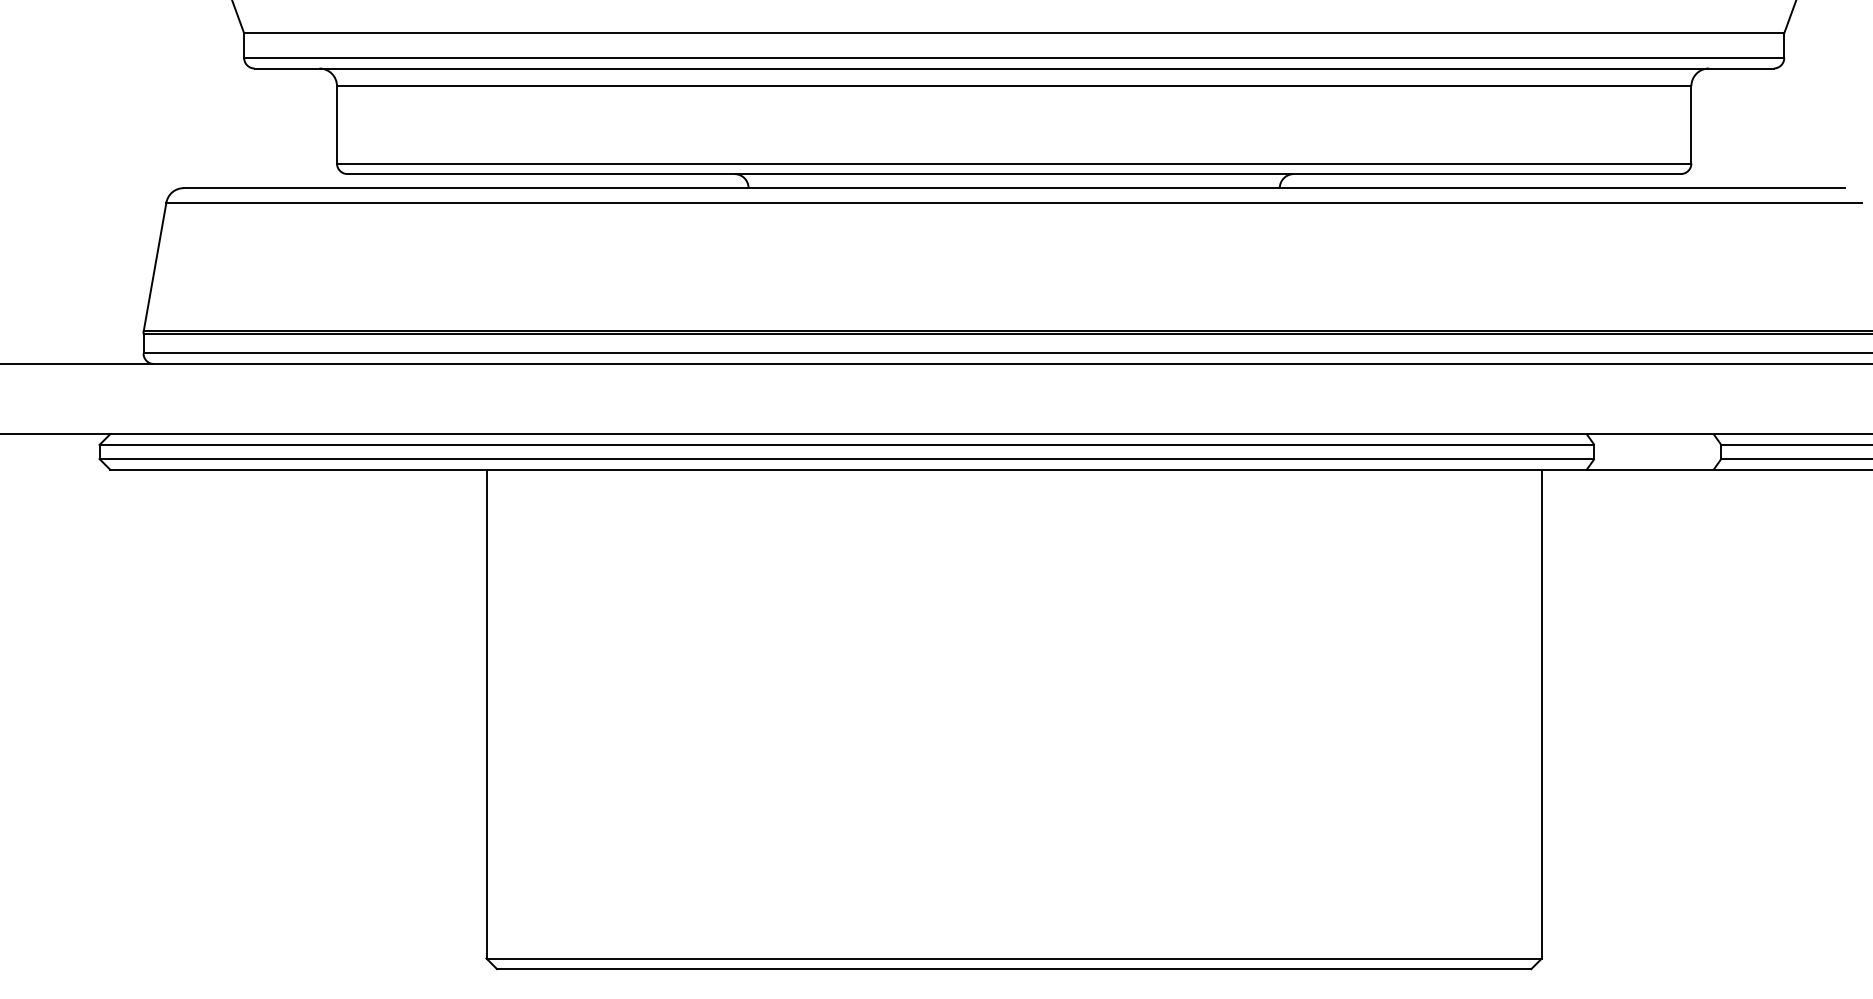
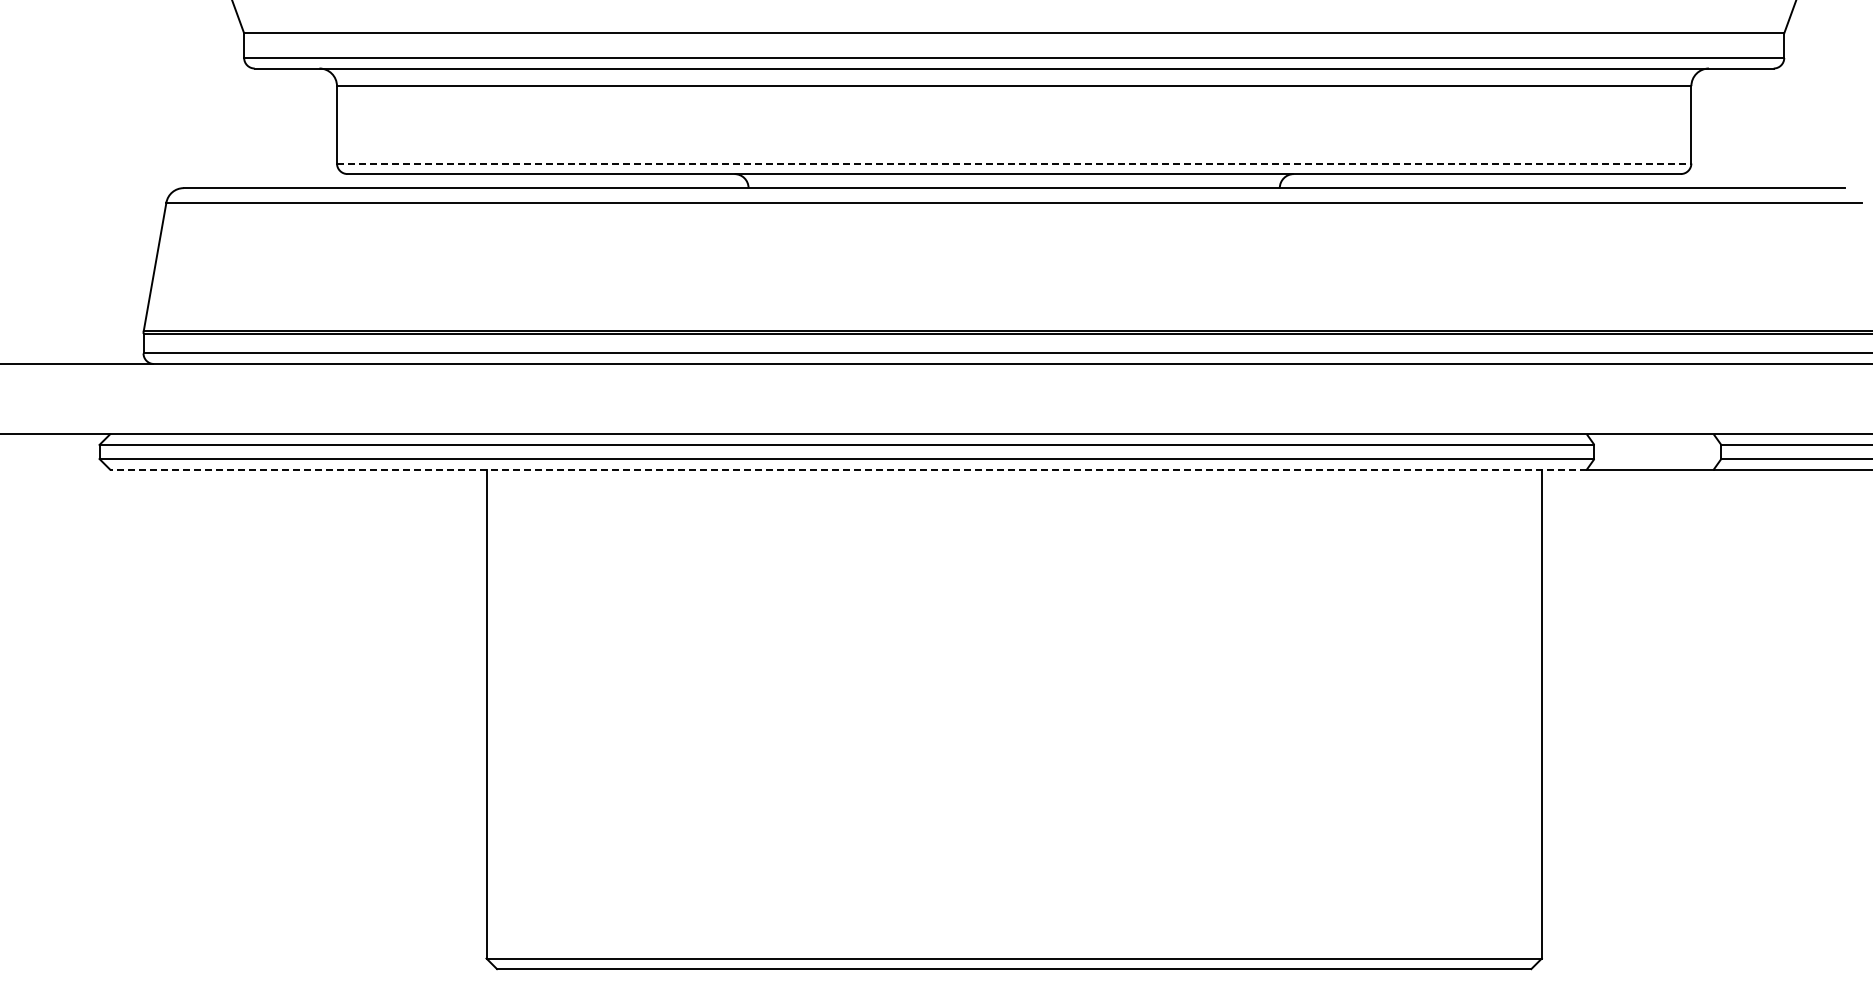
line: solid -> dashed (1014, 163)
line: solid -> dashed (848, 469)
